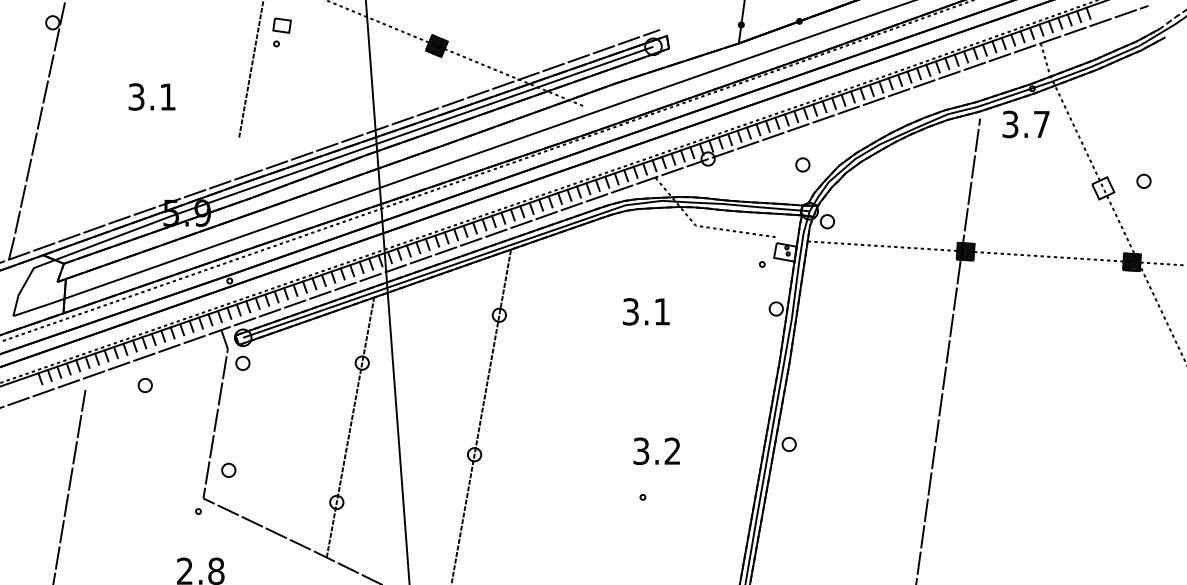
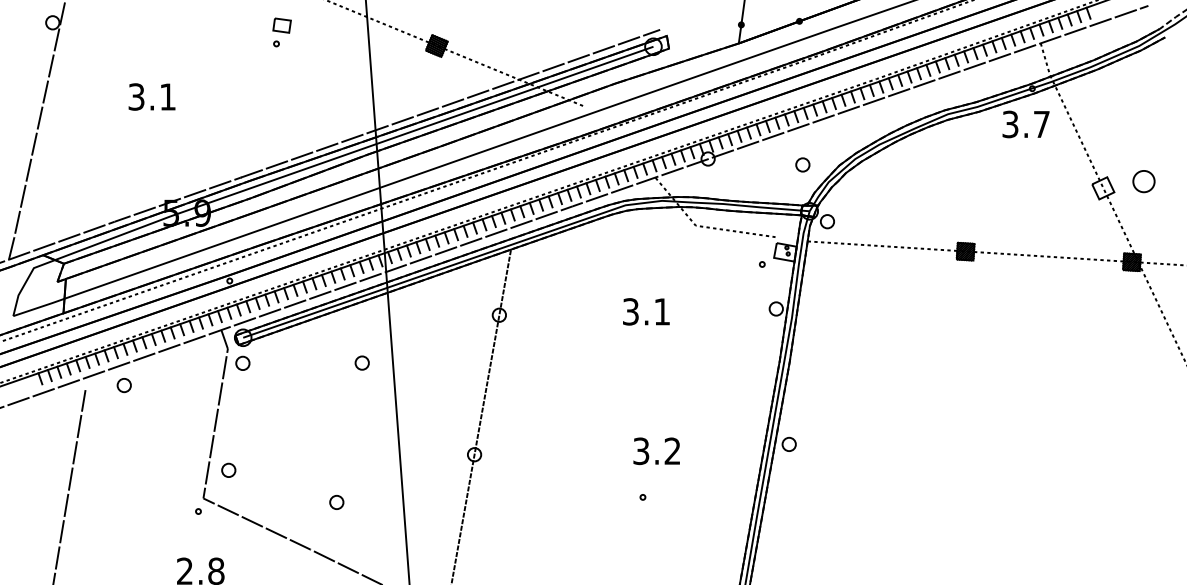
line: present -> none (251, 69)
part size: 16x16 px -> 24x24 px (1143, 181)
line: present -> none (948, 349)
part position: (144, 385) -> (123, 385) (123, 385)
line: present -> none (350, 427)
